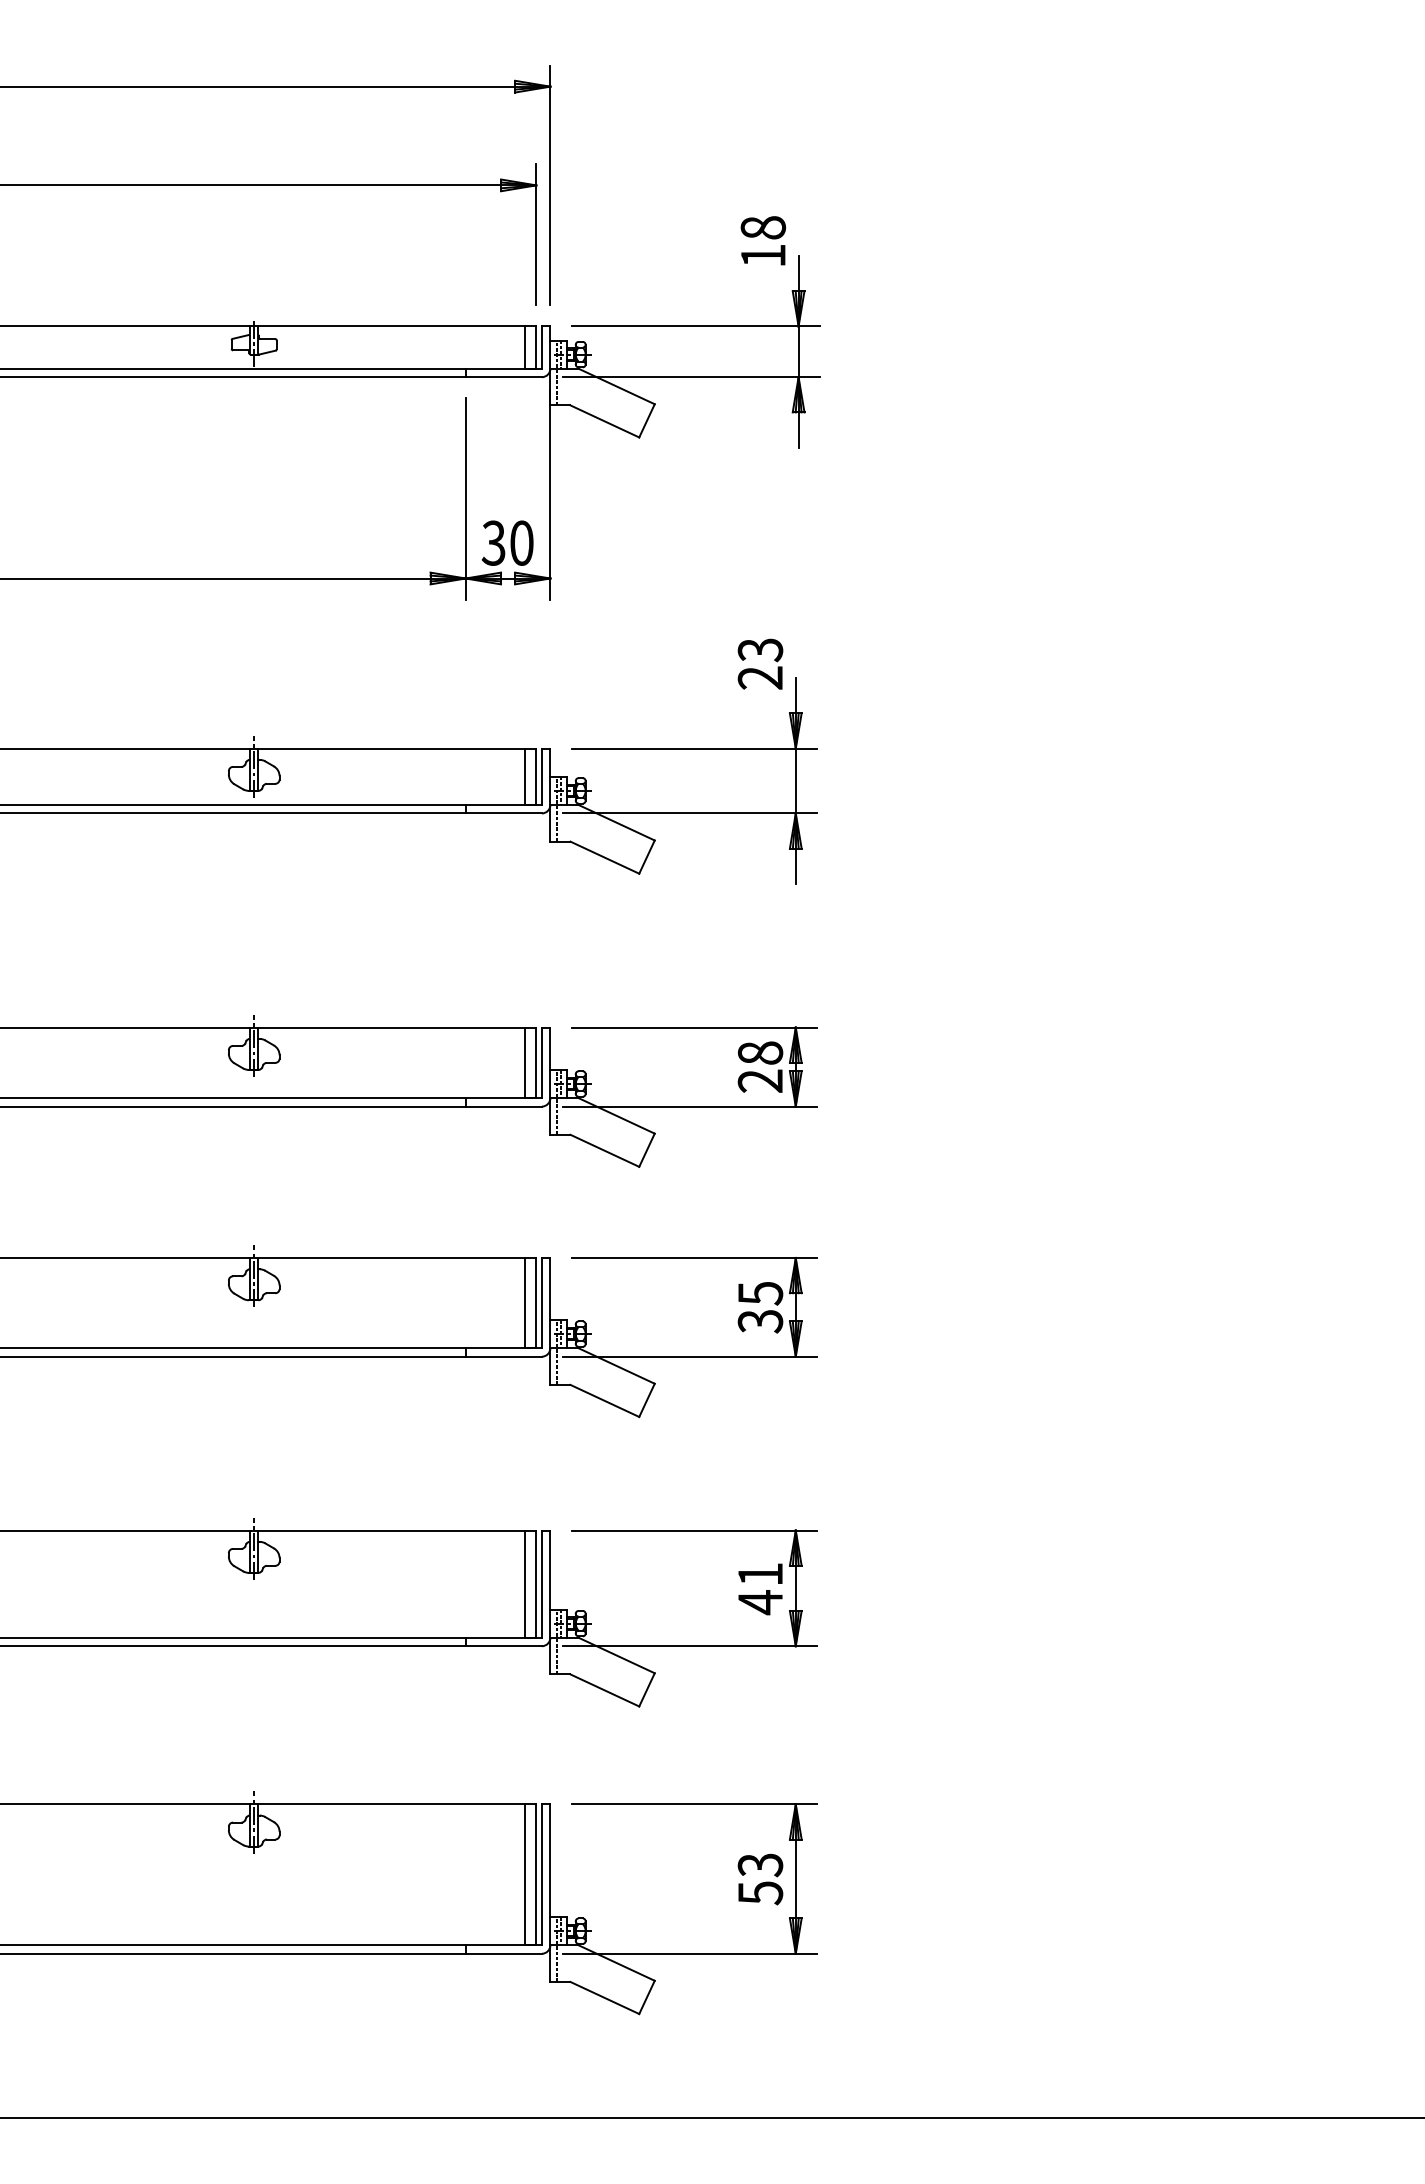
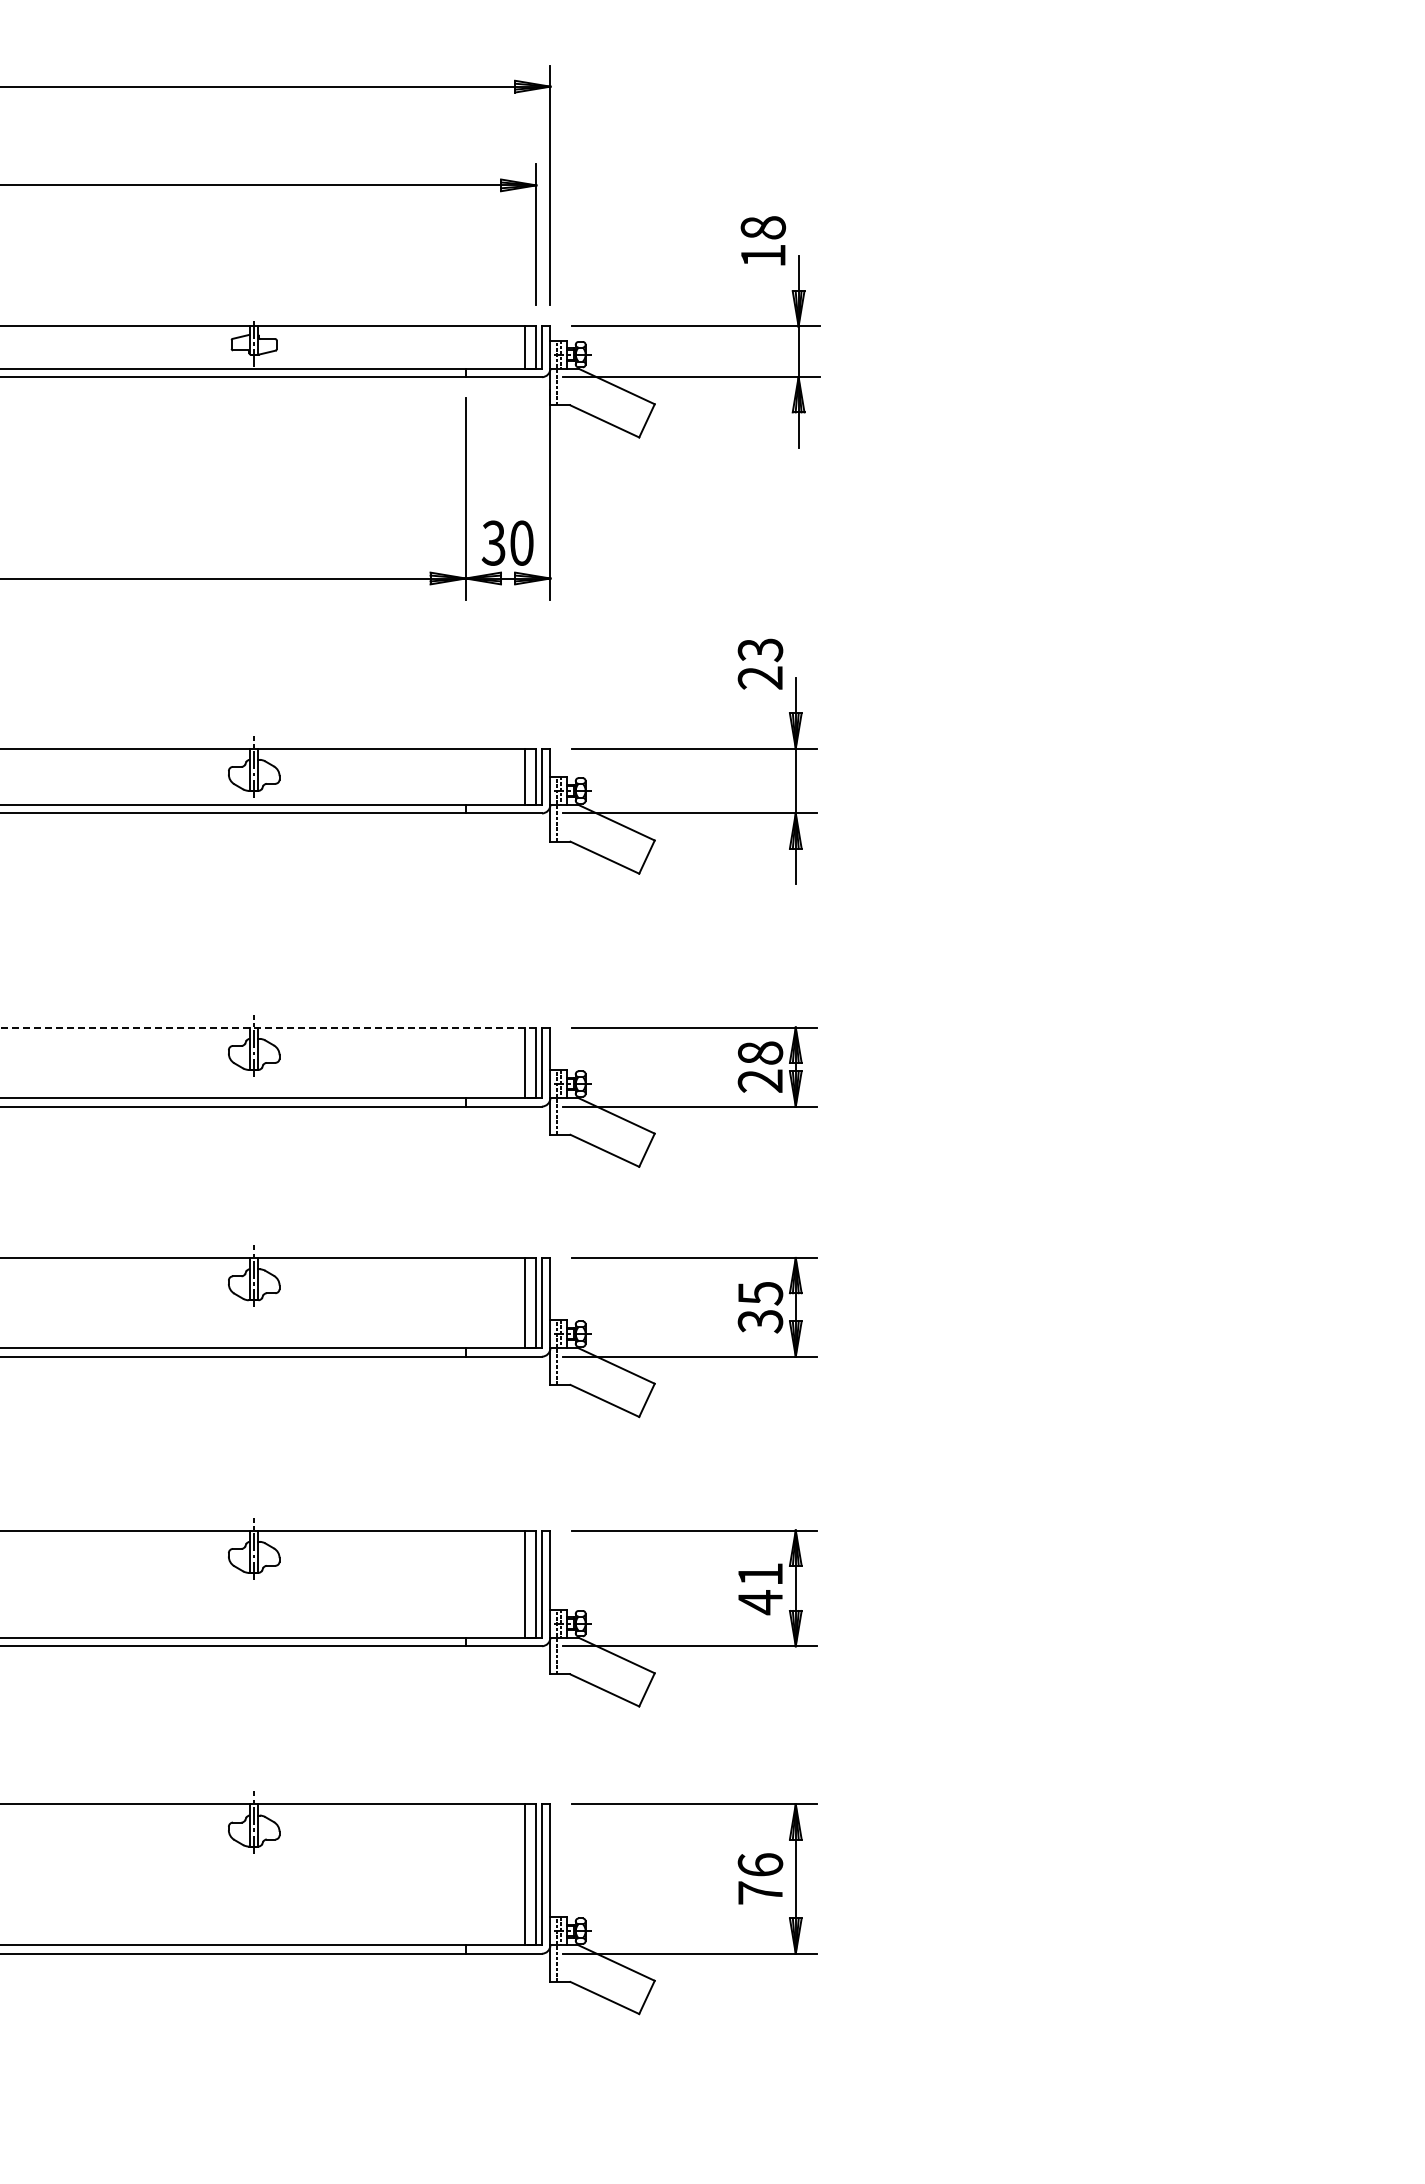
line: solid -> dashed (268, 1027)
text: 53 -> 76 (760, 1879)
line: present -> none (711, 2118)
